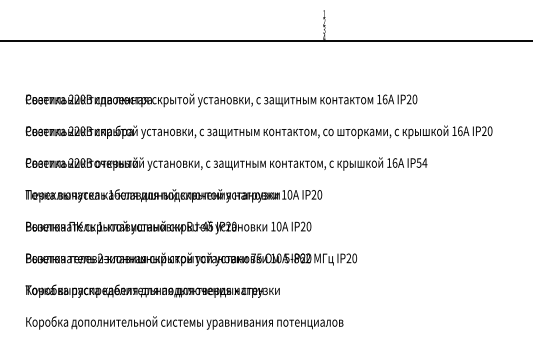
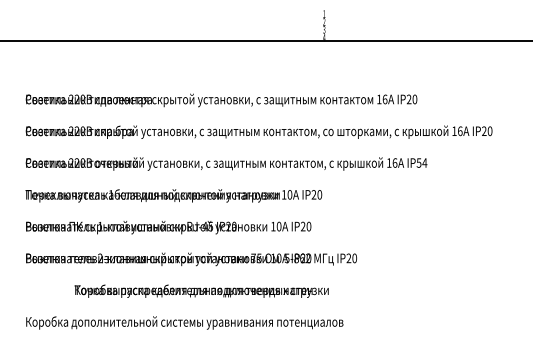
text position: (152, 290) -> (201, 290) (201, 290)
